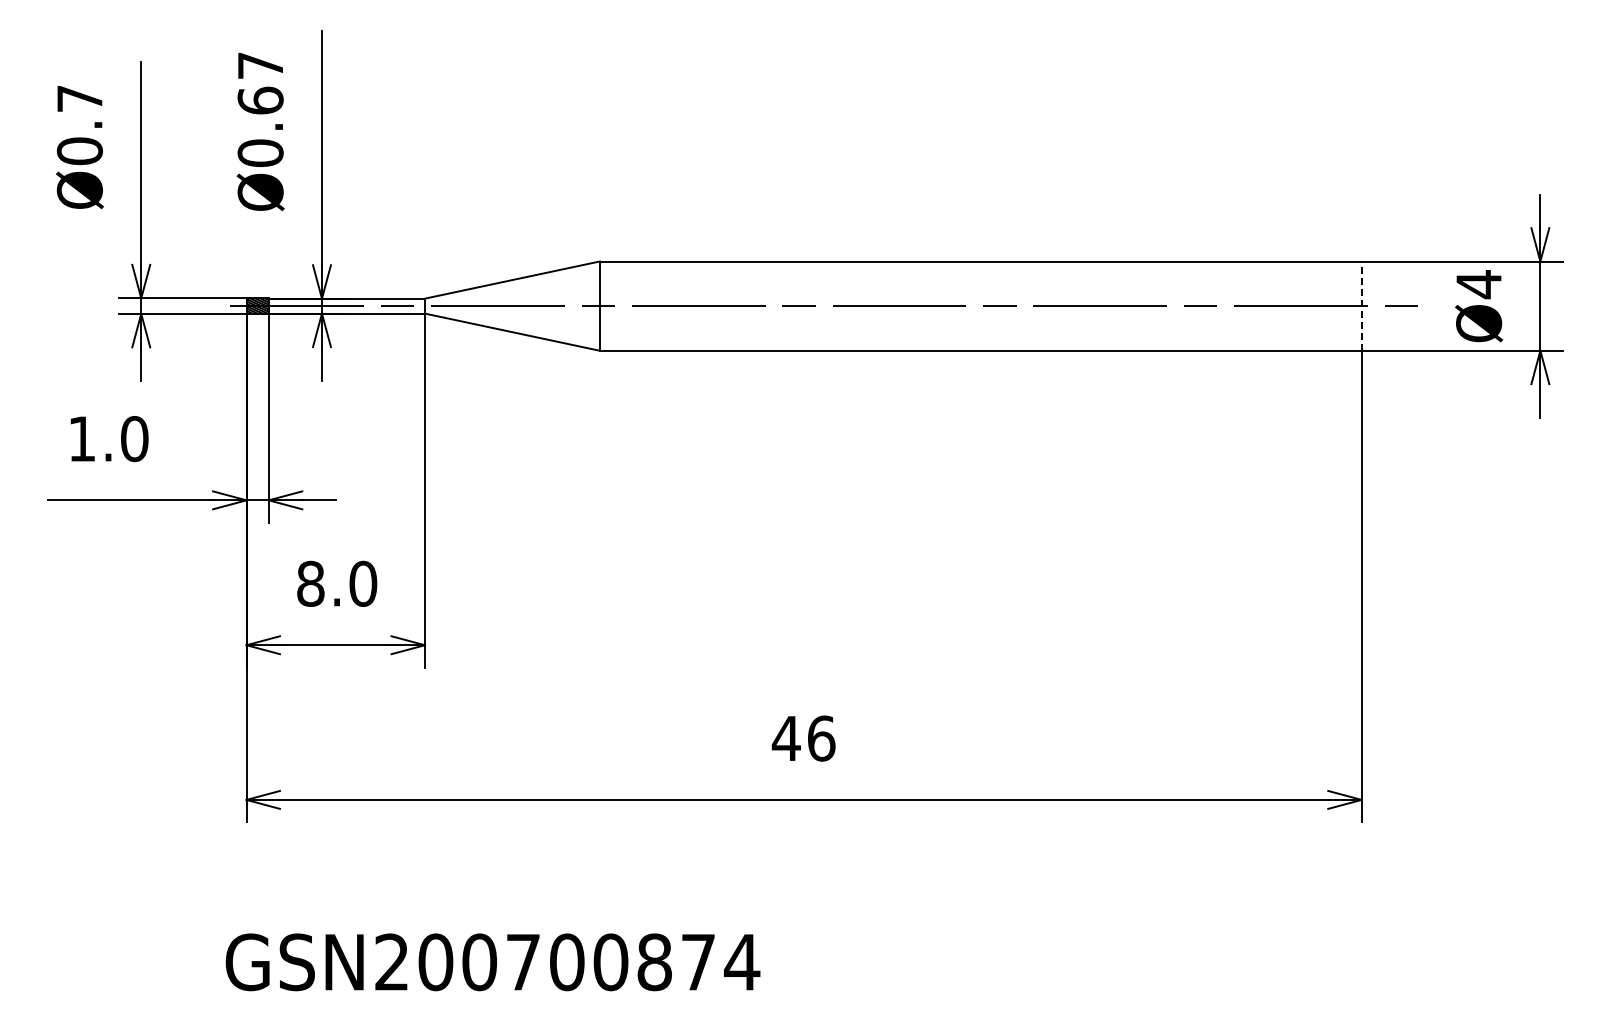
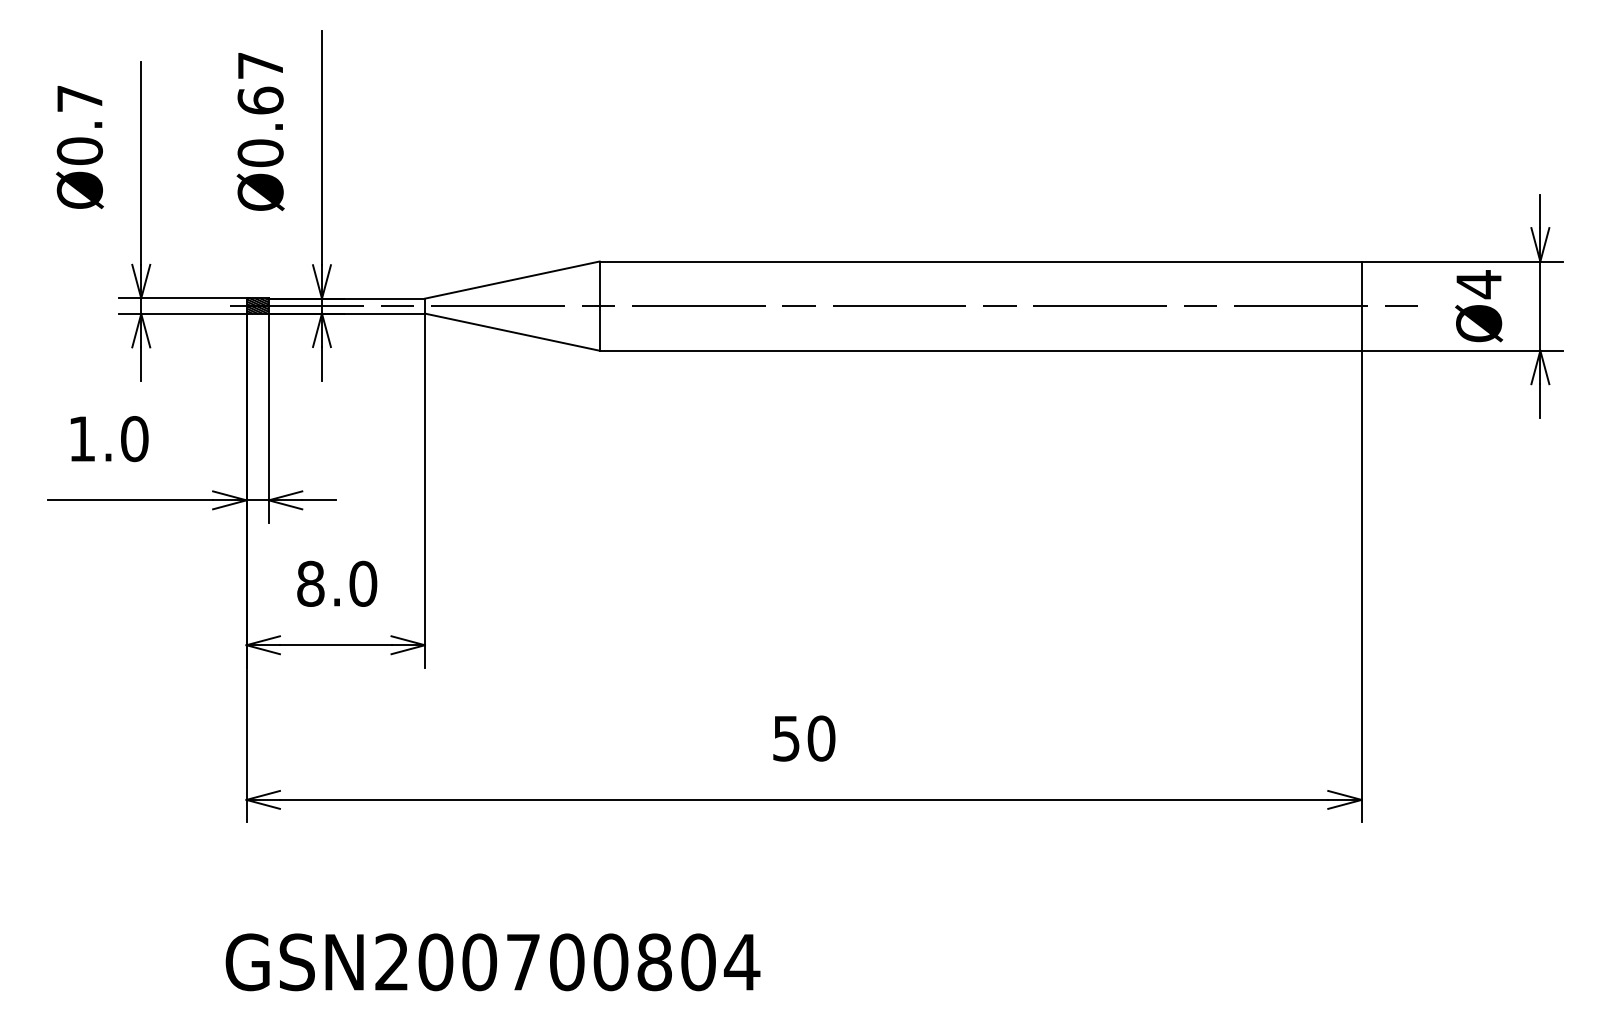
line: dashed -> solid (1361, 306)
text: 46 -> 50 (803, 738)
text: GSN200700874 -> GSN200700804 (698, 962)
